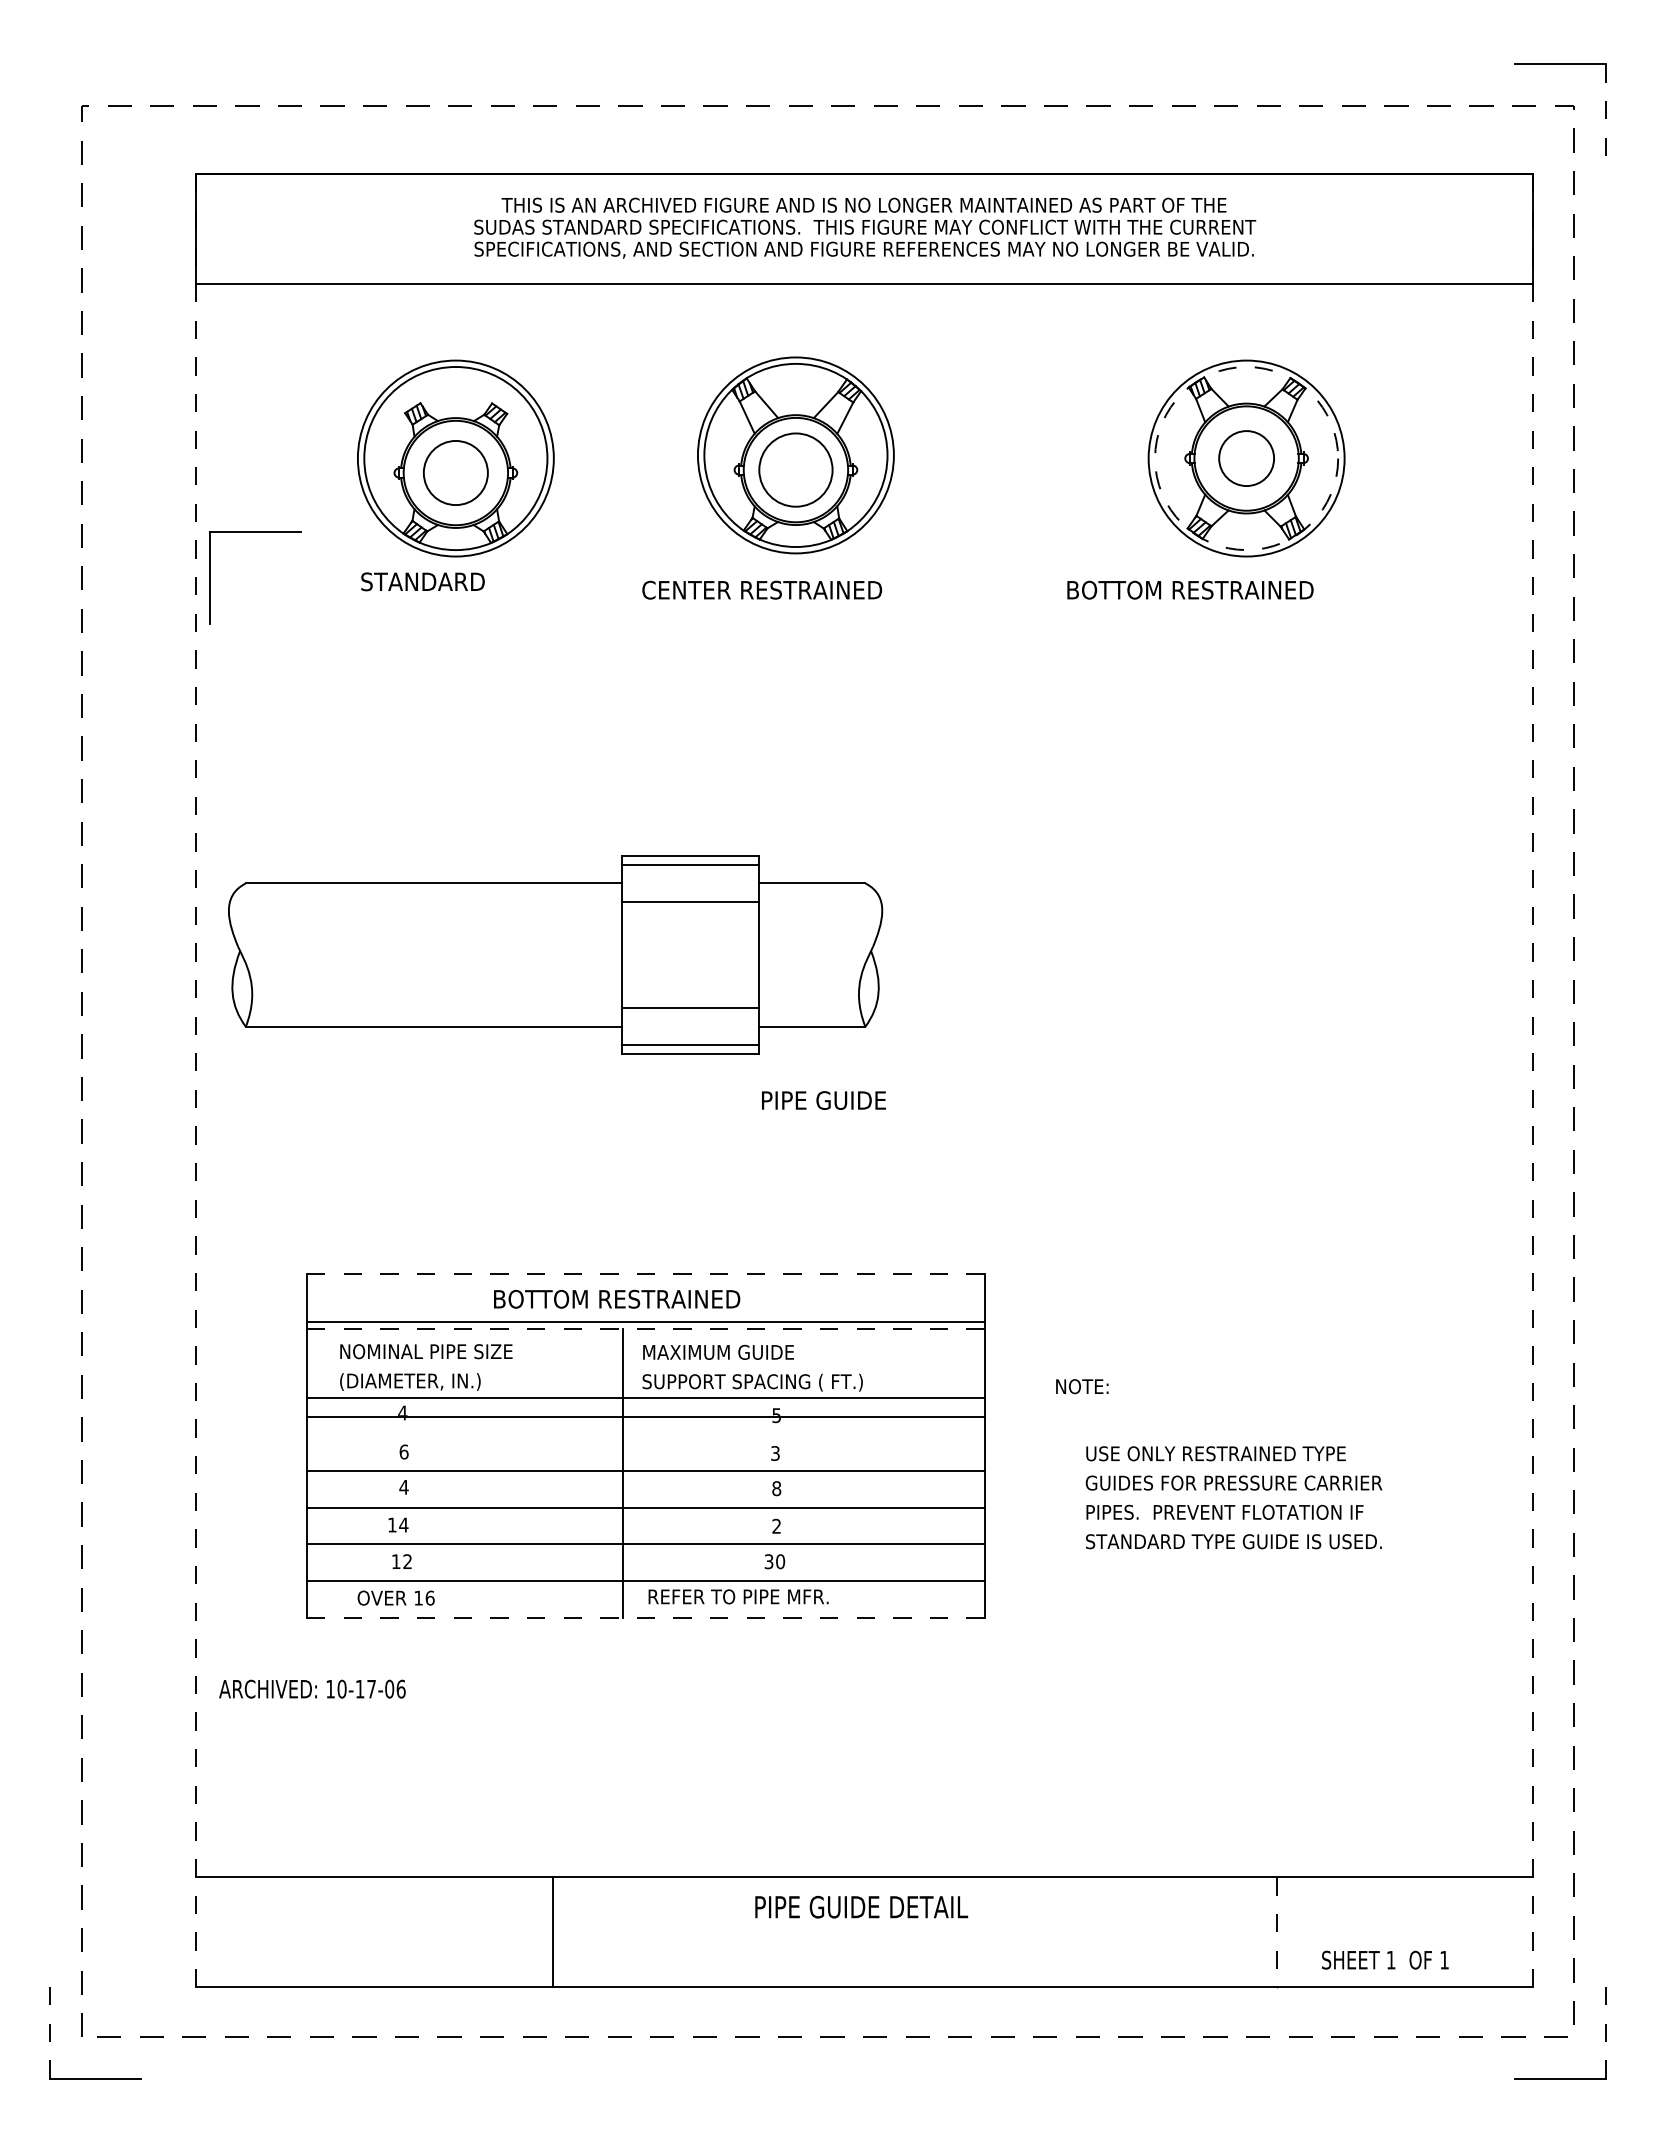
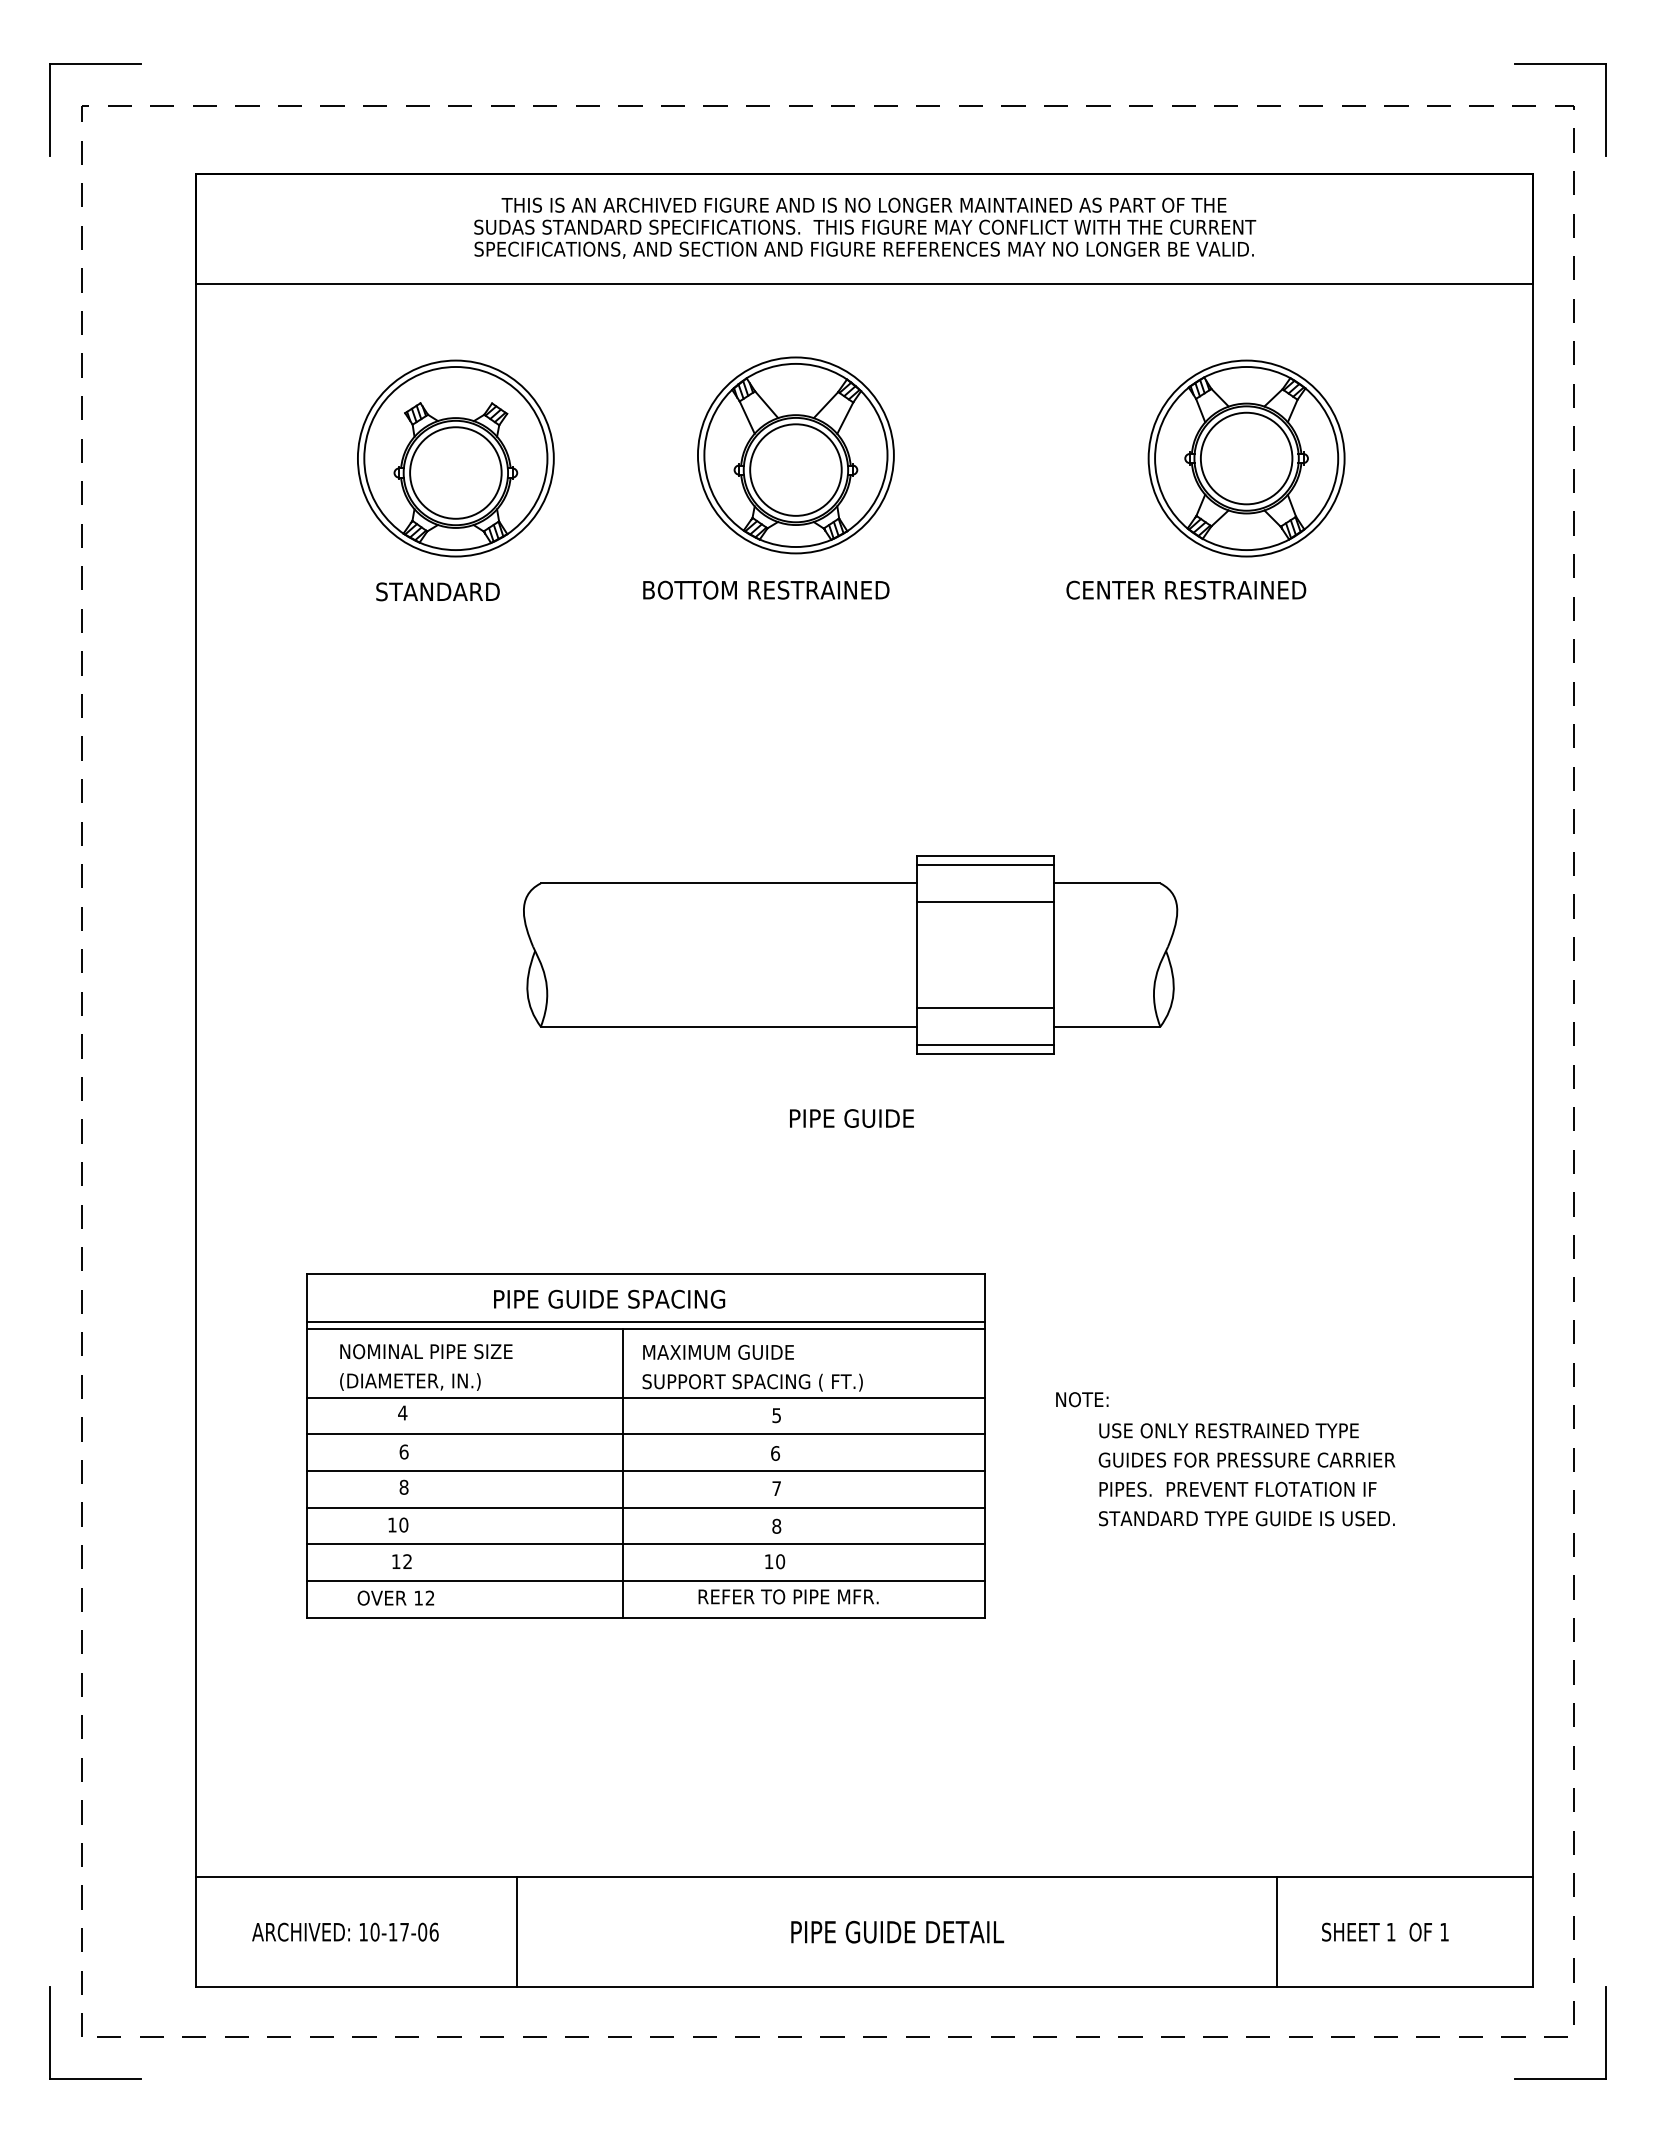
line: dashed -> solid (1606, 110)
circle diameter: 55 px -> 92 px (1246, 458)
circle: dashed -> solid (1246, 458)
circle diameter: 73 px -> 92 px (795, 469)
circle diameter: 64 px -> 92 px (455, 472)
part position: (255, 532) -> (95, 64) (95, 64)
text position: (422, 581) -> (437, 591) (437, 591)
text: CENTER RESTRAINED -> BOTTOM RESTRAINED (765, 589)
text: BOTTOM RESTRAINED -> CENTER RESTRAINED (1189, 589)
part position: (555, 954) -> (850, 954) (850, 954)
line: dashed -> solid (196, 1081)
line: dashed -> solid (1533, 1081)
text position: (823, 1100) -> (851, 1118) (851, 1118)
line: dashed -> solid (645, 1273)
text: BOTTOM RESTRAINED -> PIPE GUIDE SPACING (618, 1298)
line: dashed -> solid (645, 1328)
text position: (1082, 1386) -> (1082, 1399) (1082, 1399)
line position: (645, 1417) -> (645, 1434) (645, 1434)
text: 3 -> 6 (775, 1453)
text: 4 -> 8 (403, 1486)
text: 8 -> 7 (776, 1488)
text position: (1233, 1497) -> (1246, 1474) (1246, 1474)
text: 14 -> 10 (403, 1524)
text: 2 -> 8 (776, 1525)
text: 30 -> 10 (768, 1561)
text position: (738, 1596) -> (788, 1596) (788, 1596)
text: 16 -> 12 (429, 1597)
line: dashed -> solid (645, 1617)
text position: (312, 1688) -> (345, 1931) (345, 1931)
text position: (861, 1906) -> (897, 1931) (897, 1931)
line position: (552, 1932) -> (516, 1932) (516, 1932)
line: dashed -> solid (1276, 1932)
text position: (1385, 1959) -> (1385, 1931) (1385, 1931)
line: dashed -> solid (49, 2032)
line: dashed -> solid (1606, 2032)
